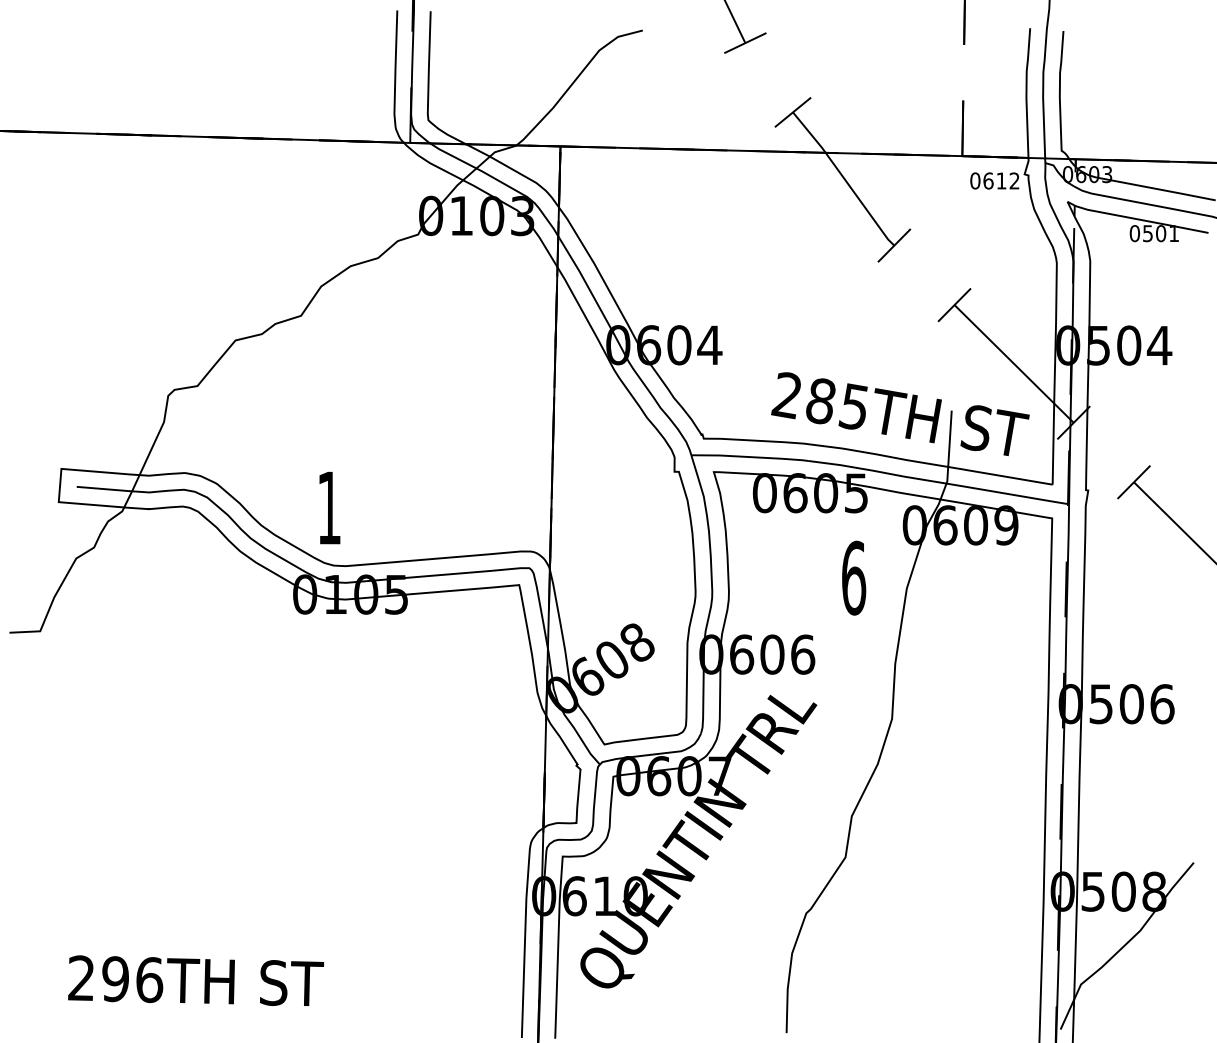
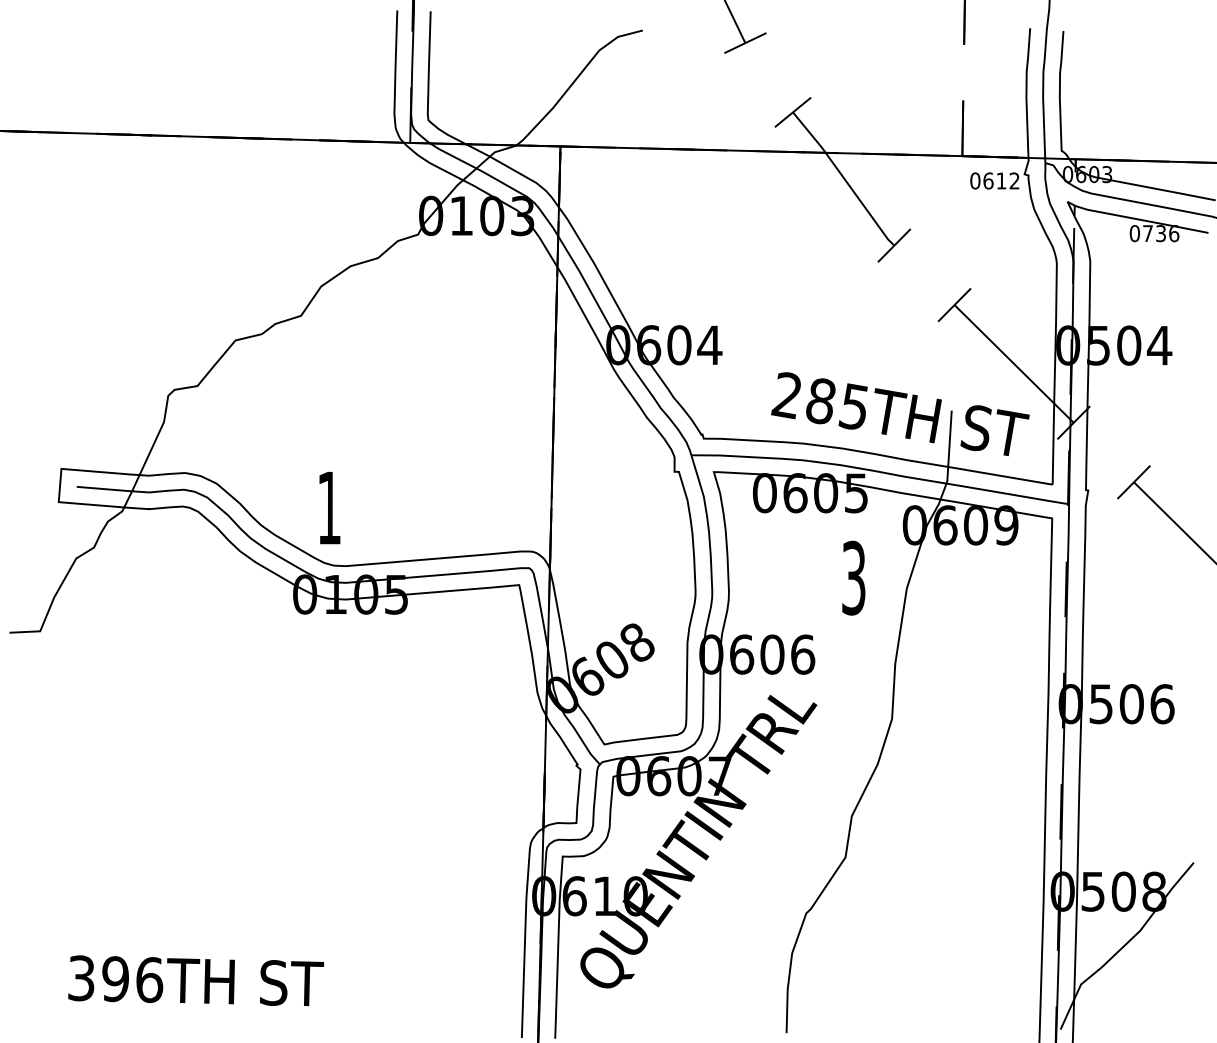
text: 0501 -> 0736 (1161, 233)
text: 6 -> 3 (854, 577)
text: 296TH -> 396TH (81, 978)
